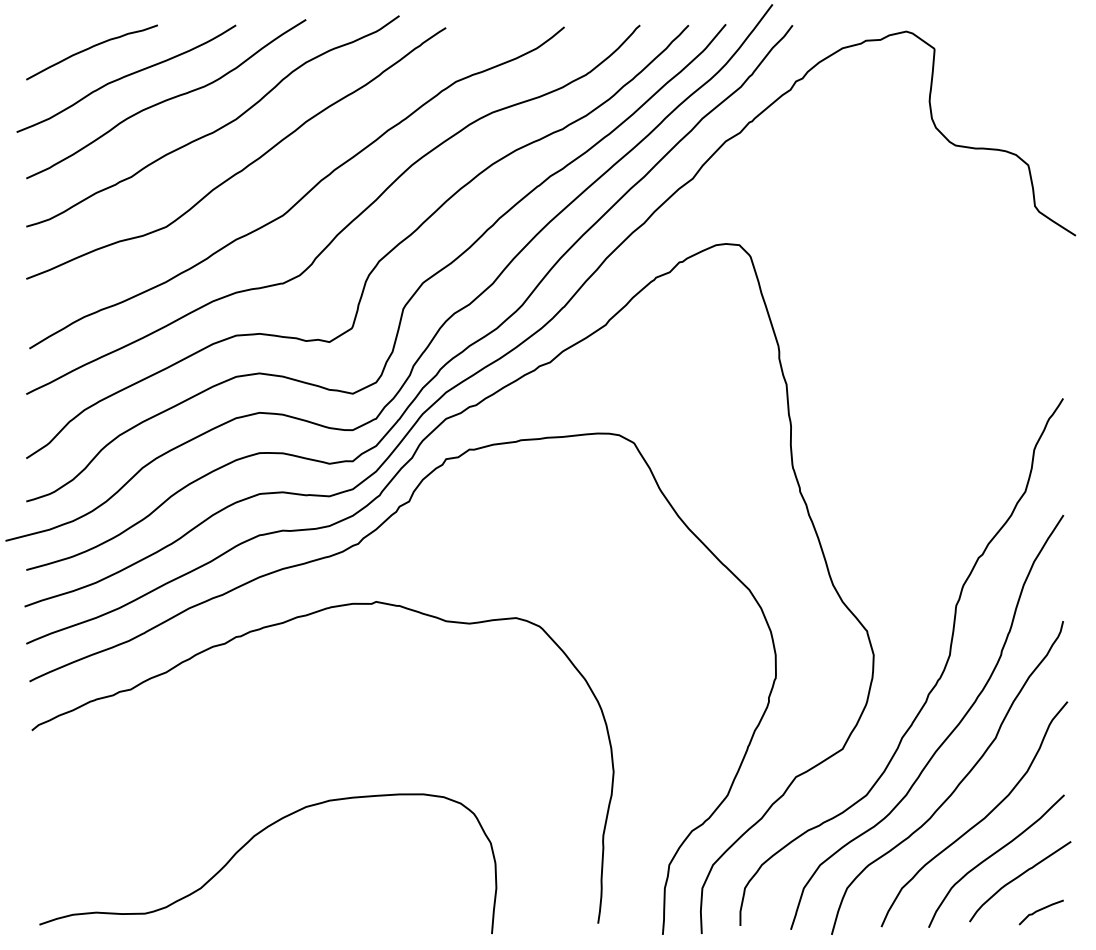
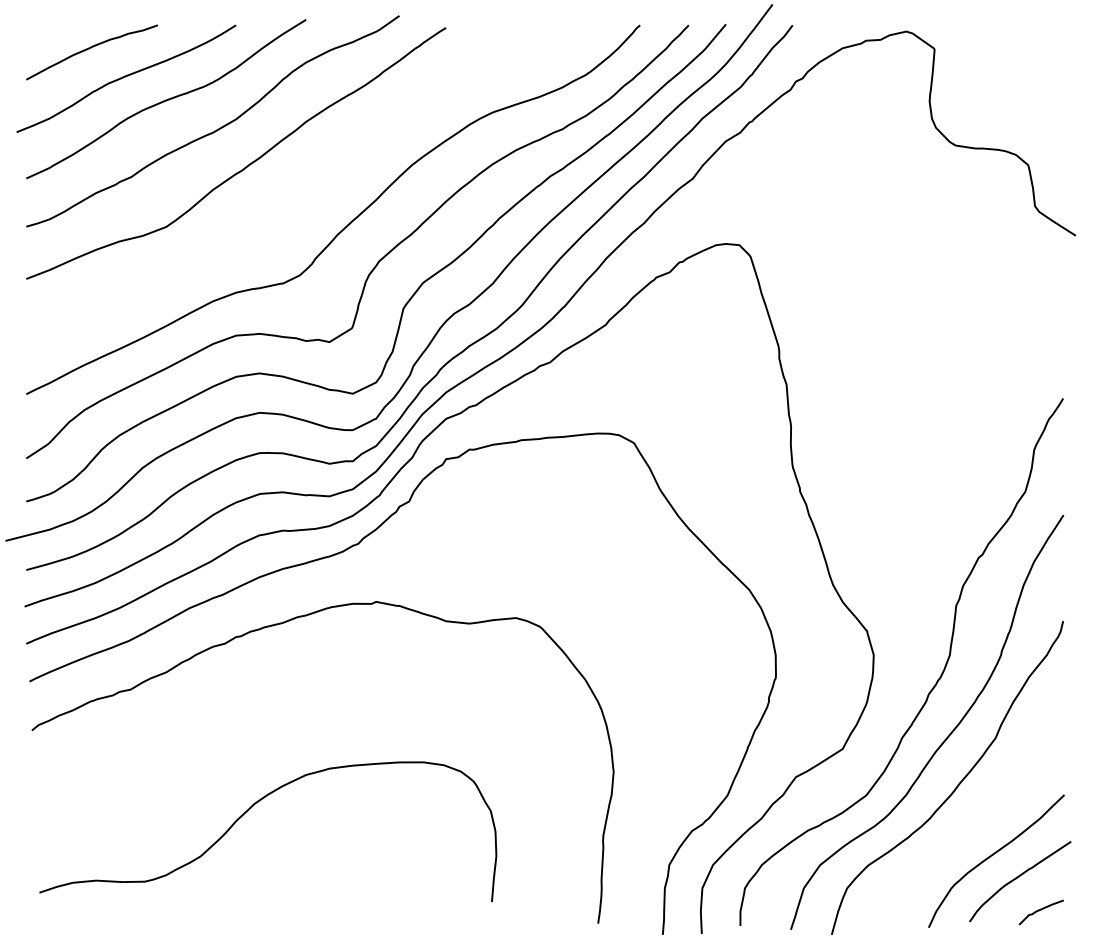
curve: present -> none (304, 194)
curve: present -> none (978, 821)
curve position: (248, 843) -> (248, 811) (248, 811)
